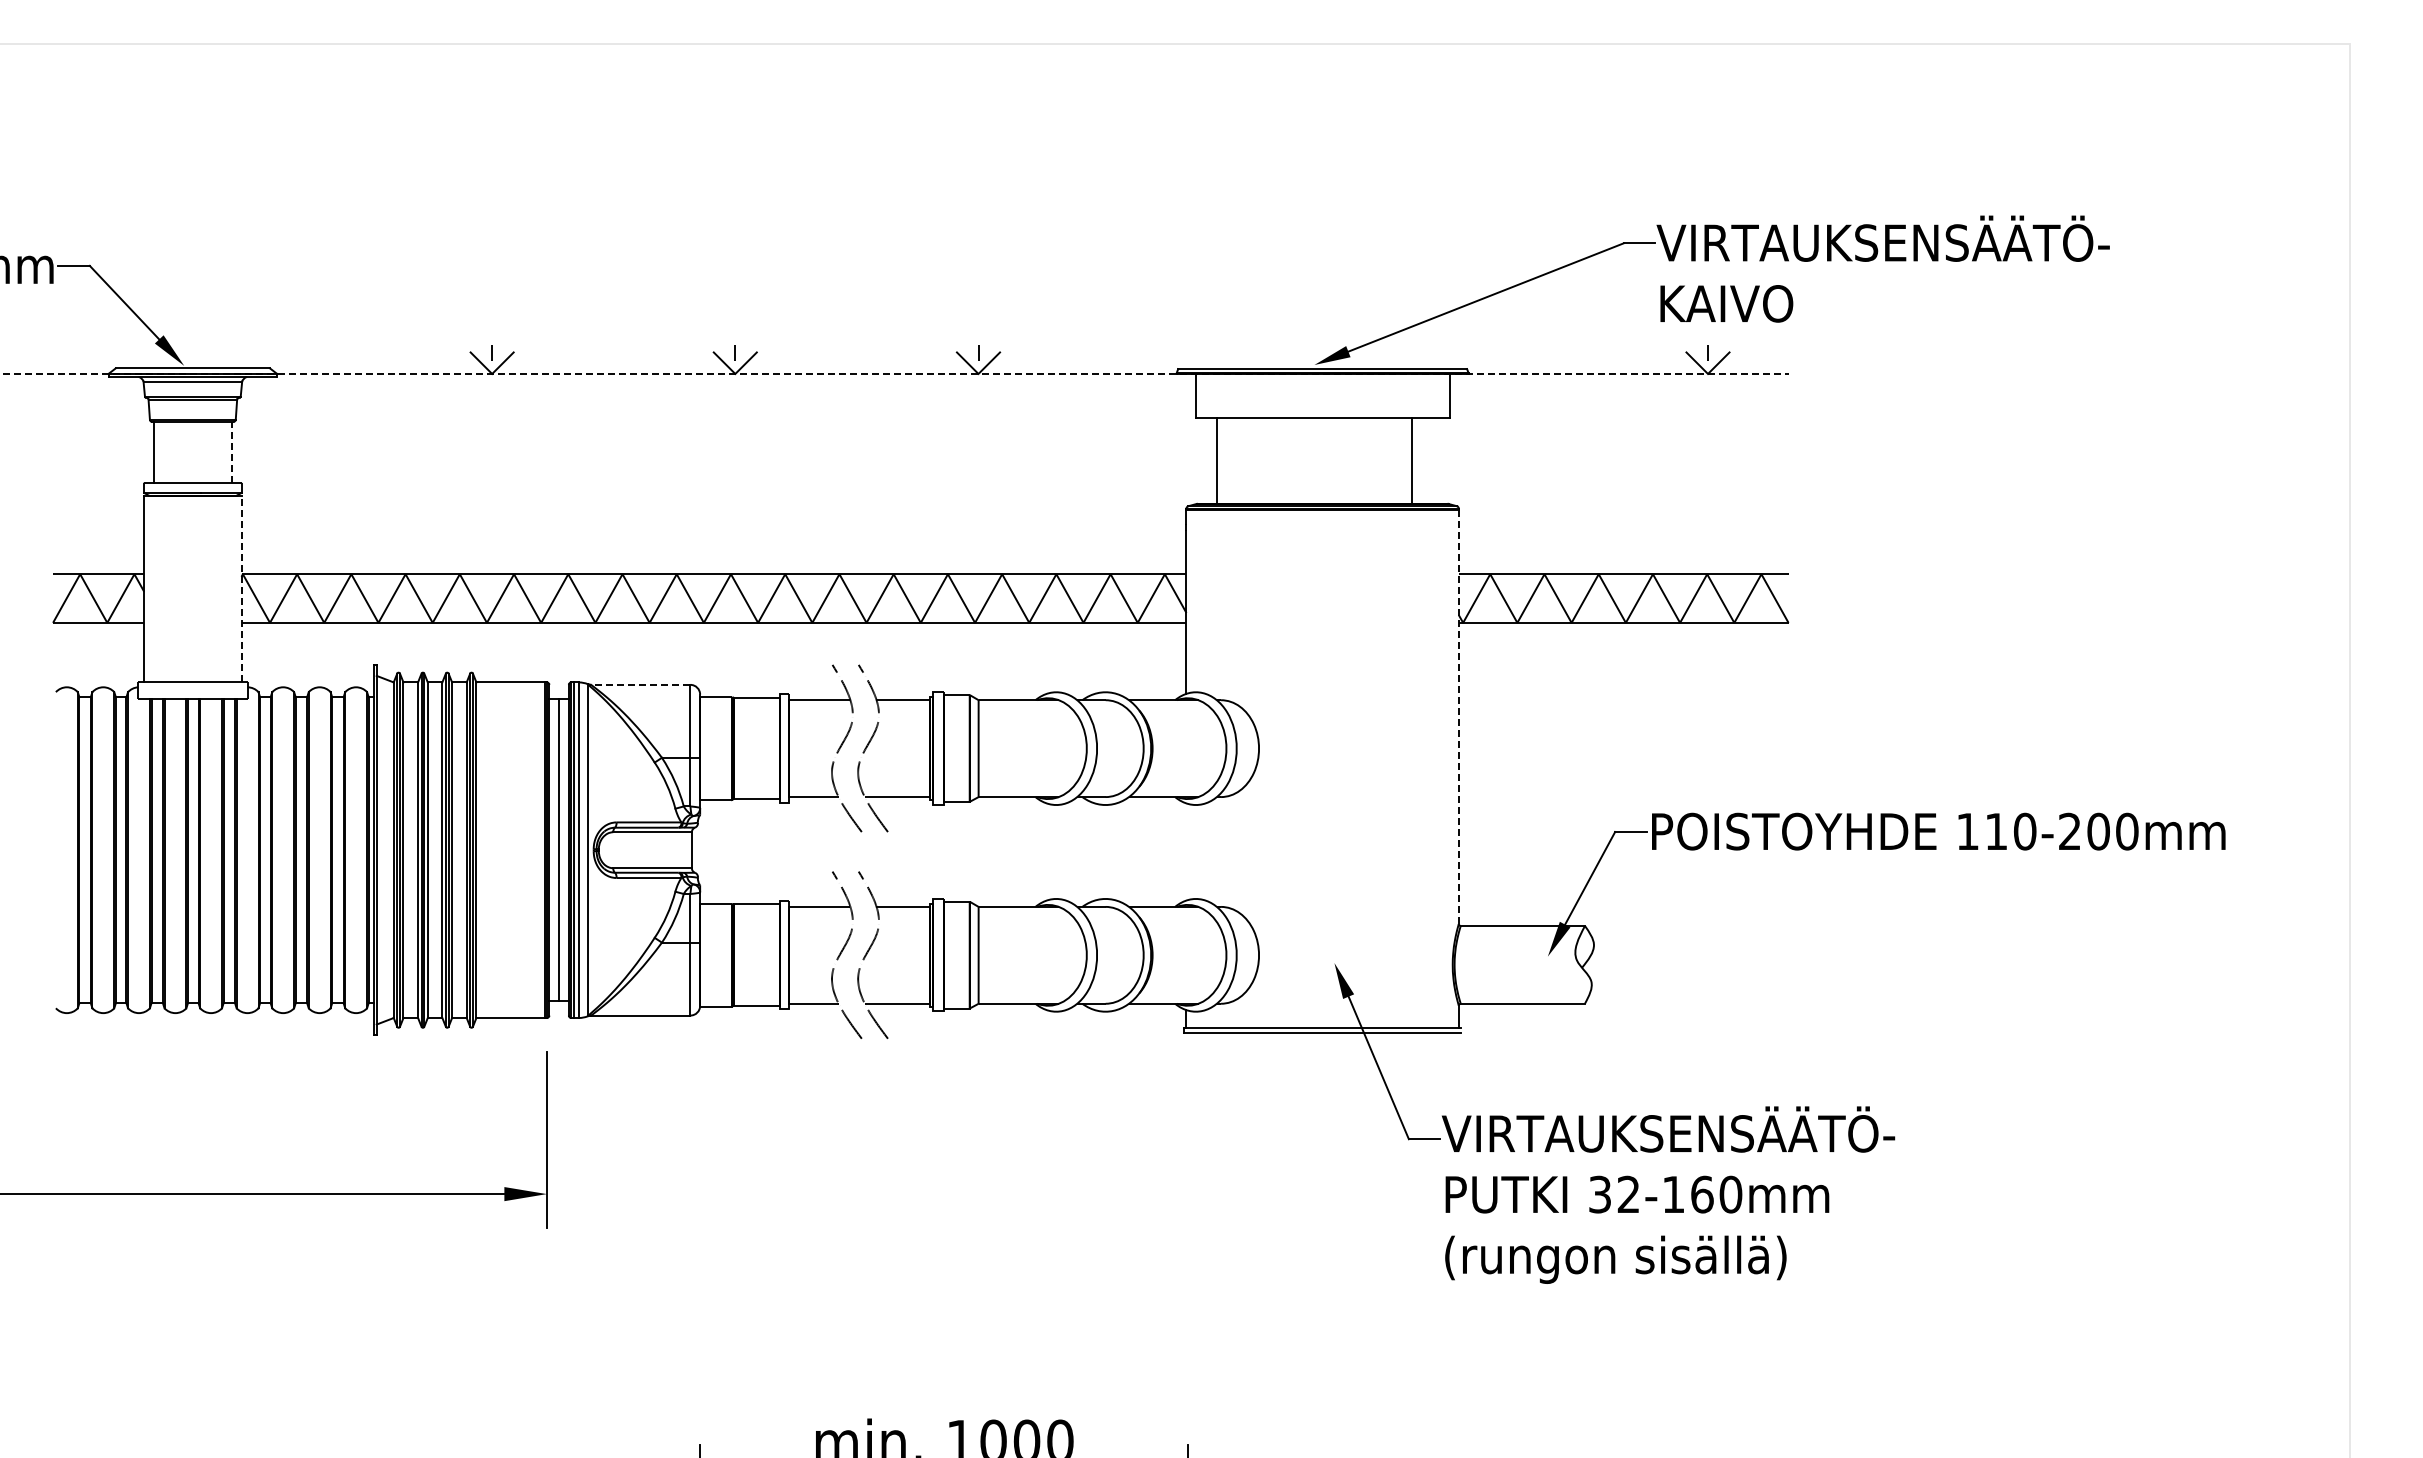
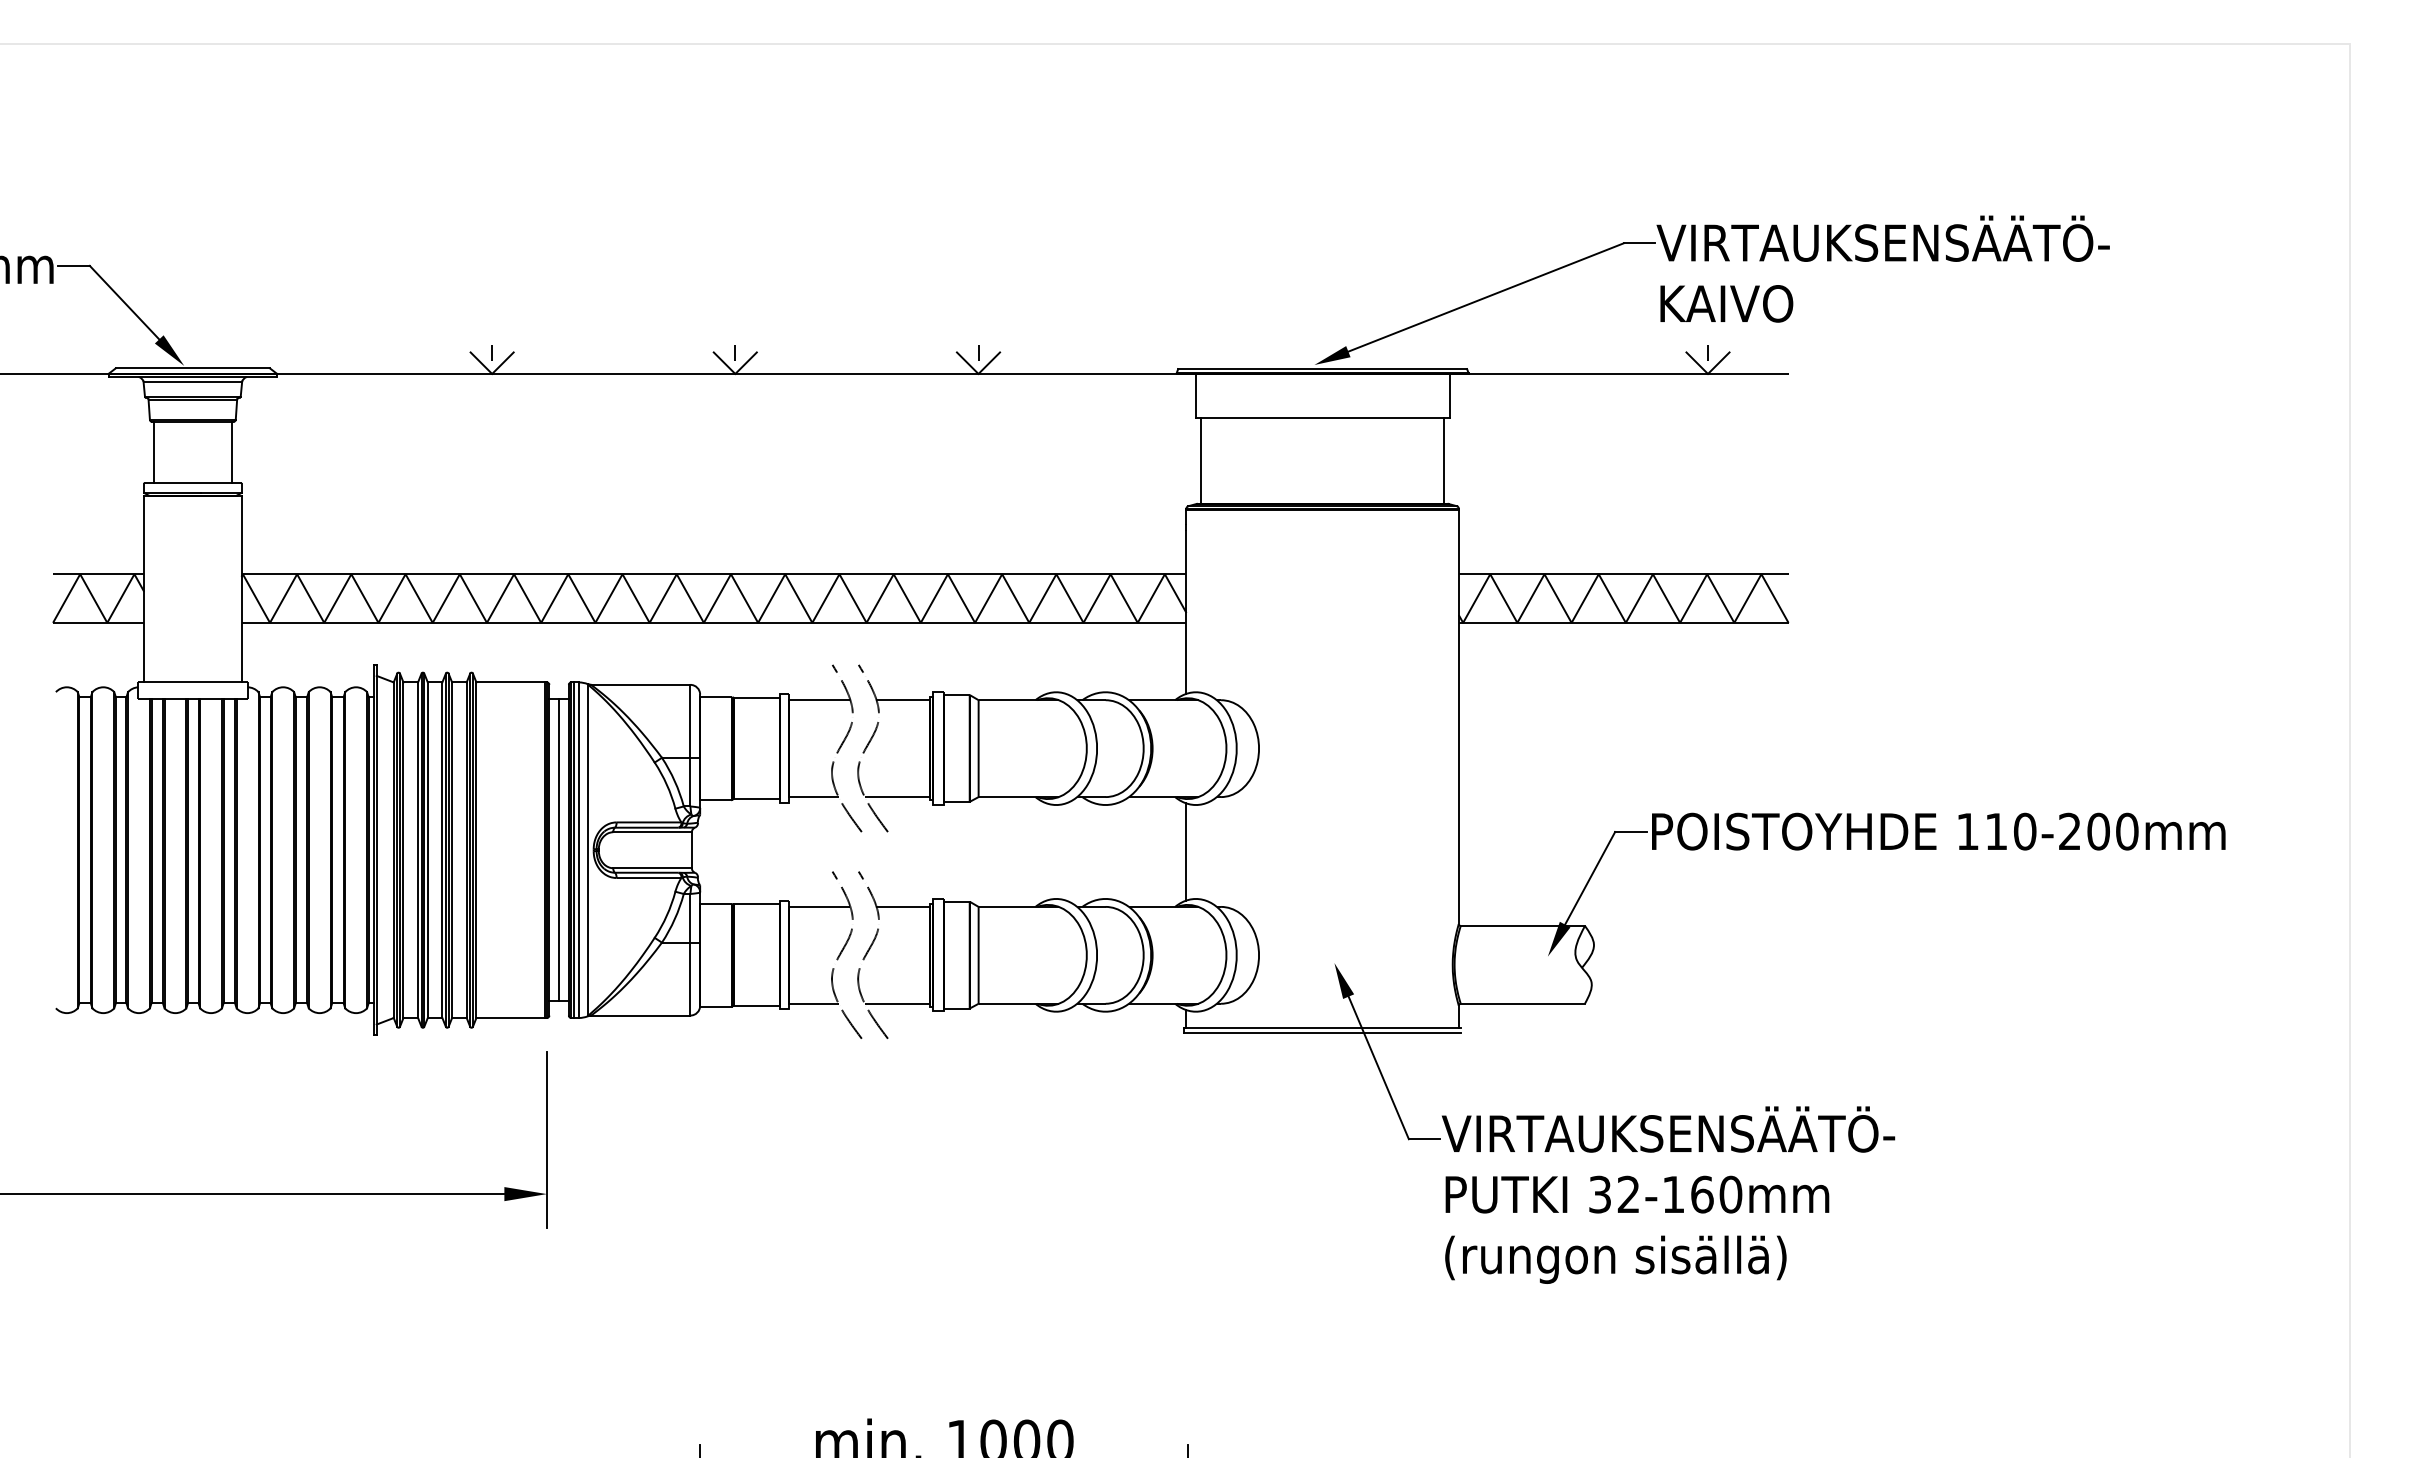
line: dashed -> solid (894, 373)
line: dashed -> solid (231, 452)
line position: (1217, 460) -> (1201, 460) (1201, 460)
line position: (1412, 460) -> (1444, 460) (1444, 460)
line: dashed -> solid (241, 588)
line: dashed -> solid (640, 684)
line: dashed -> solid (1458, 717)
line: none -> present (1186, 851)
